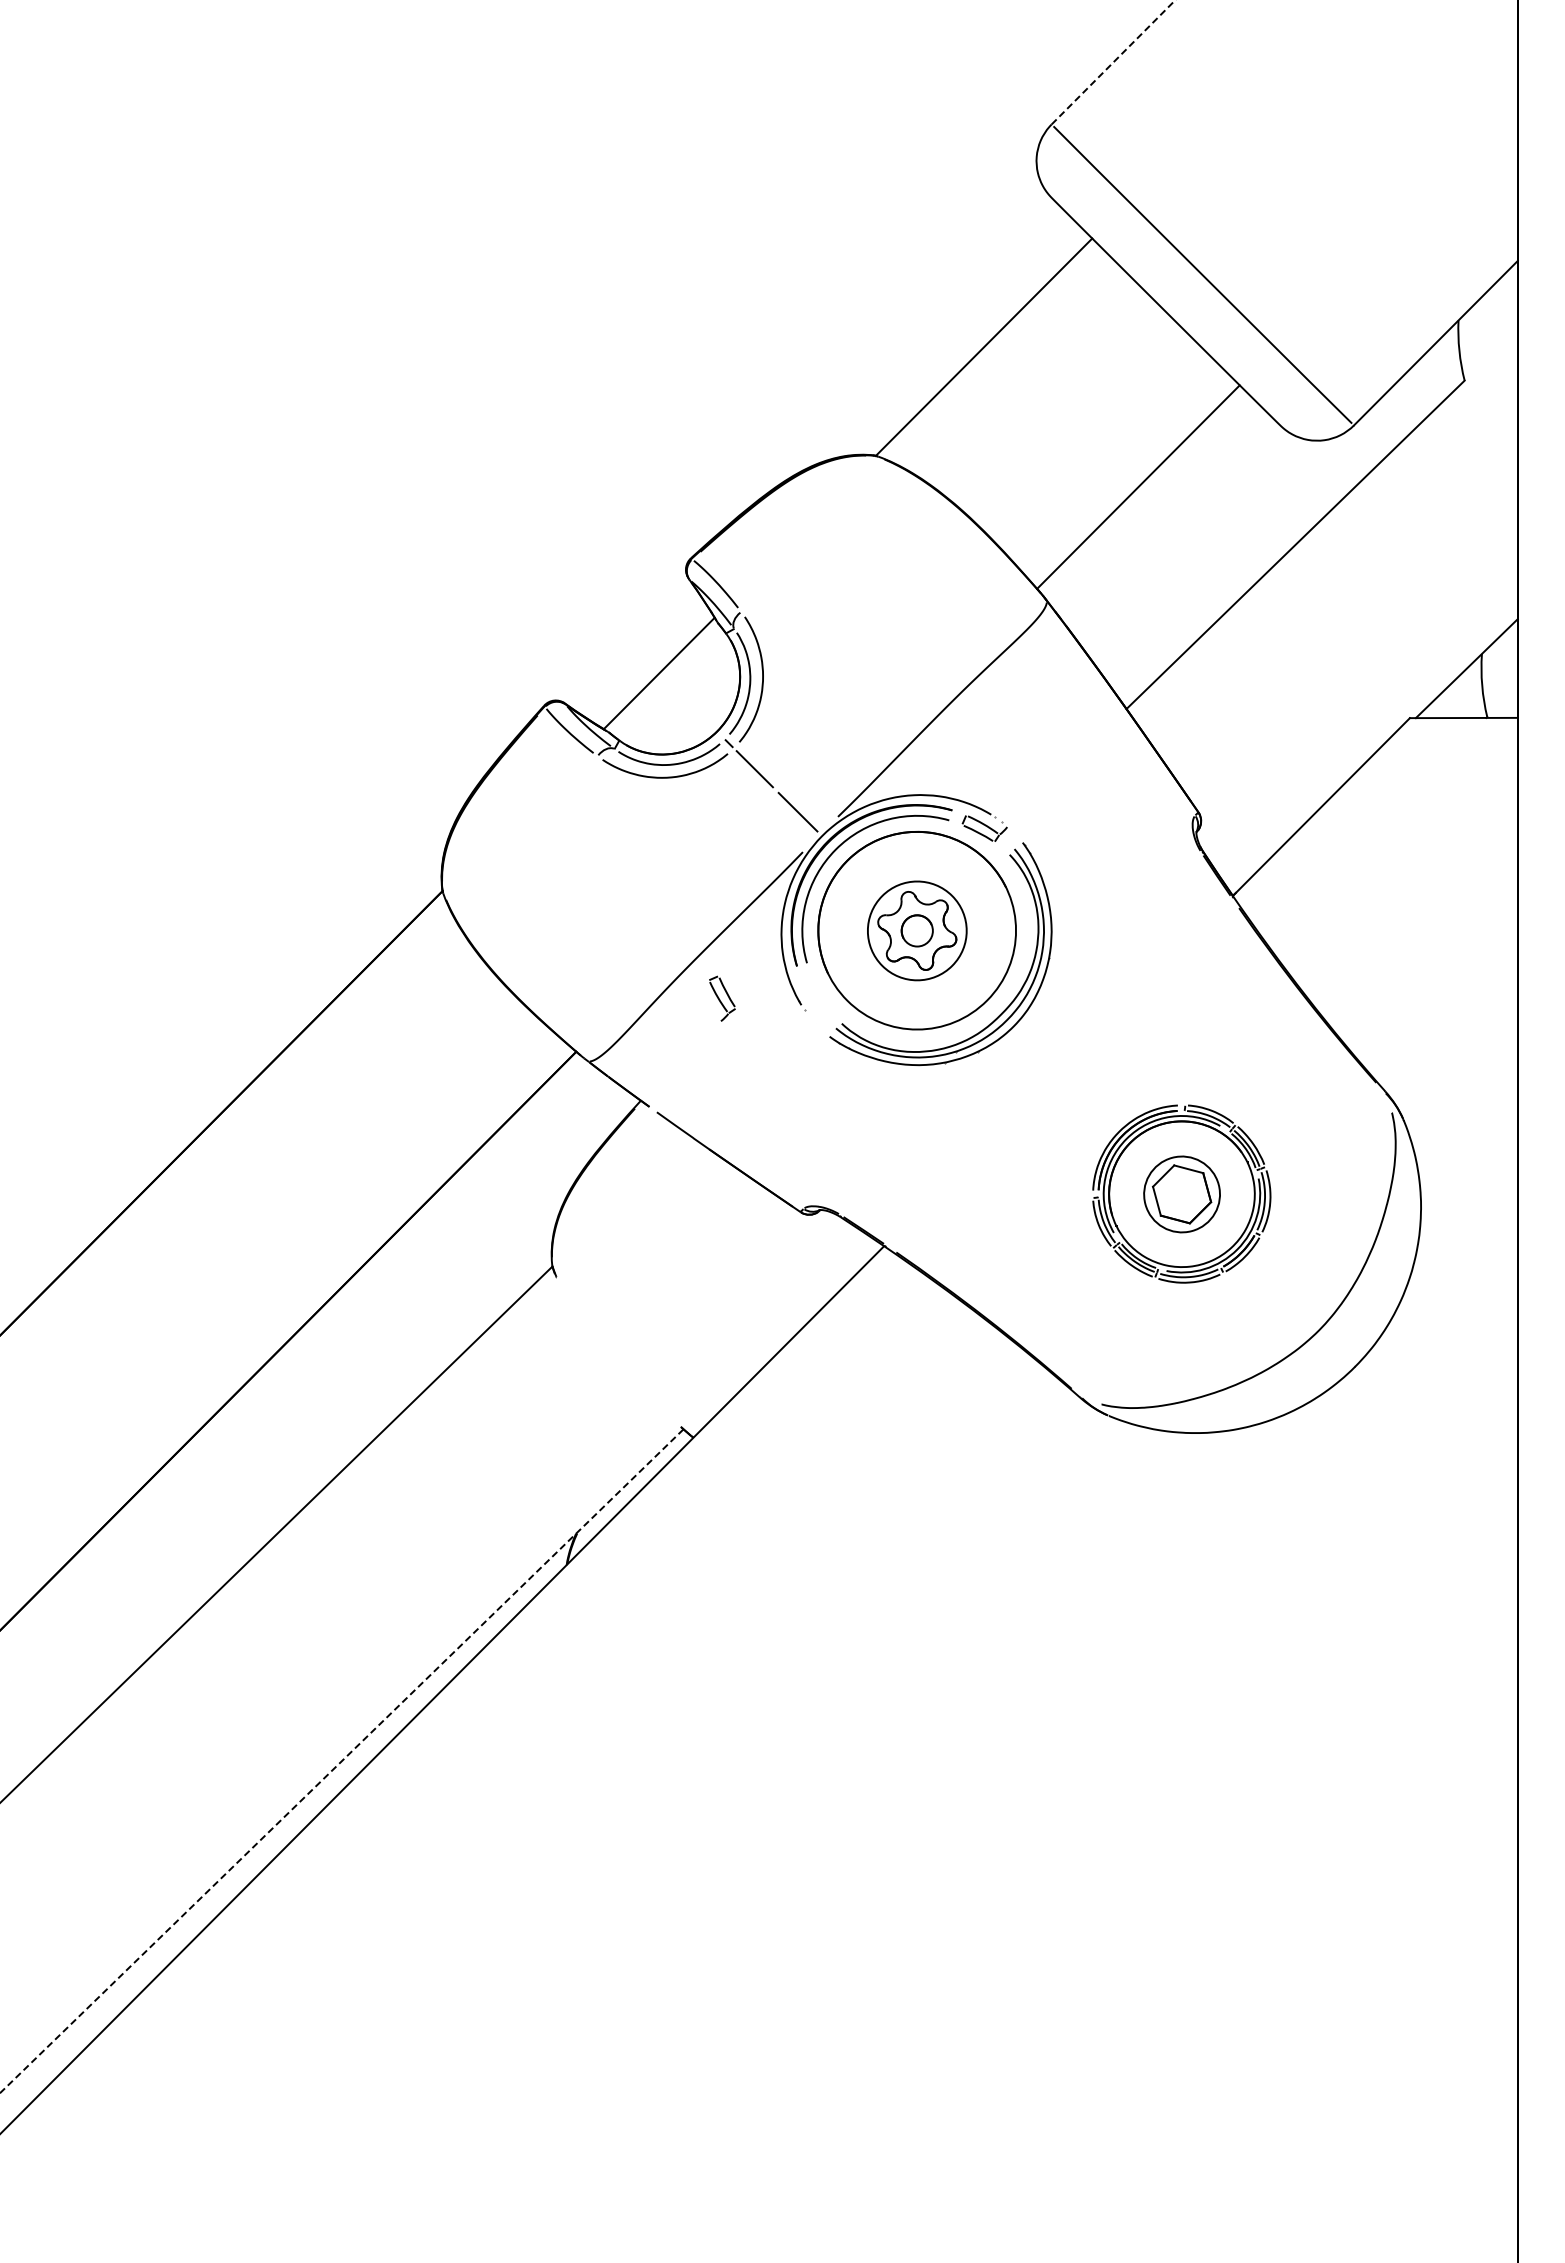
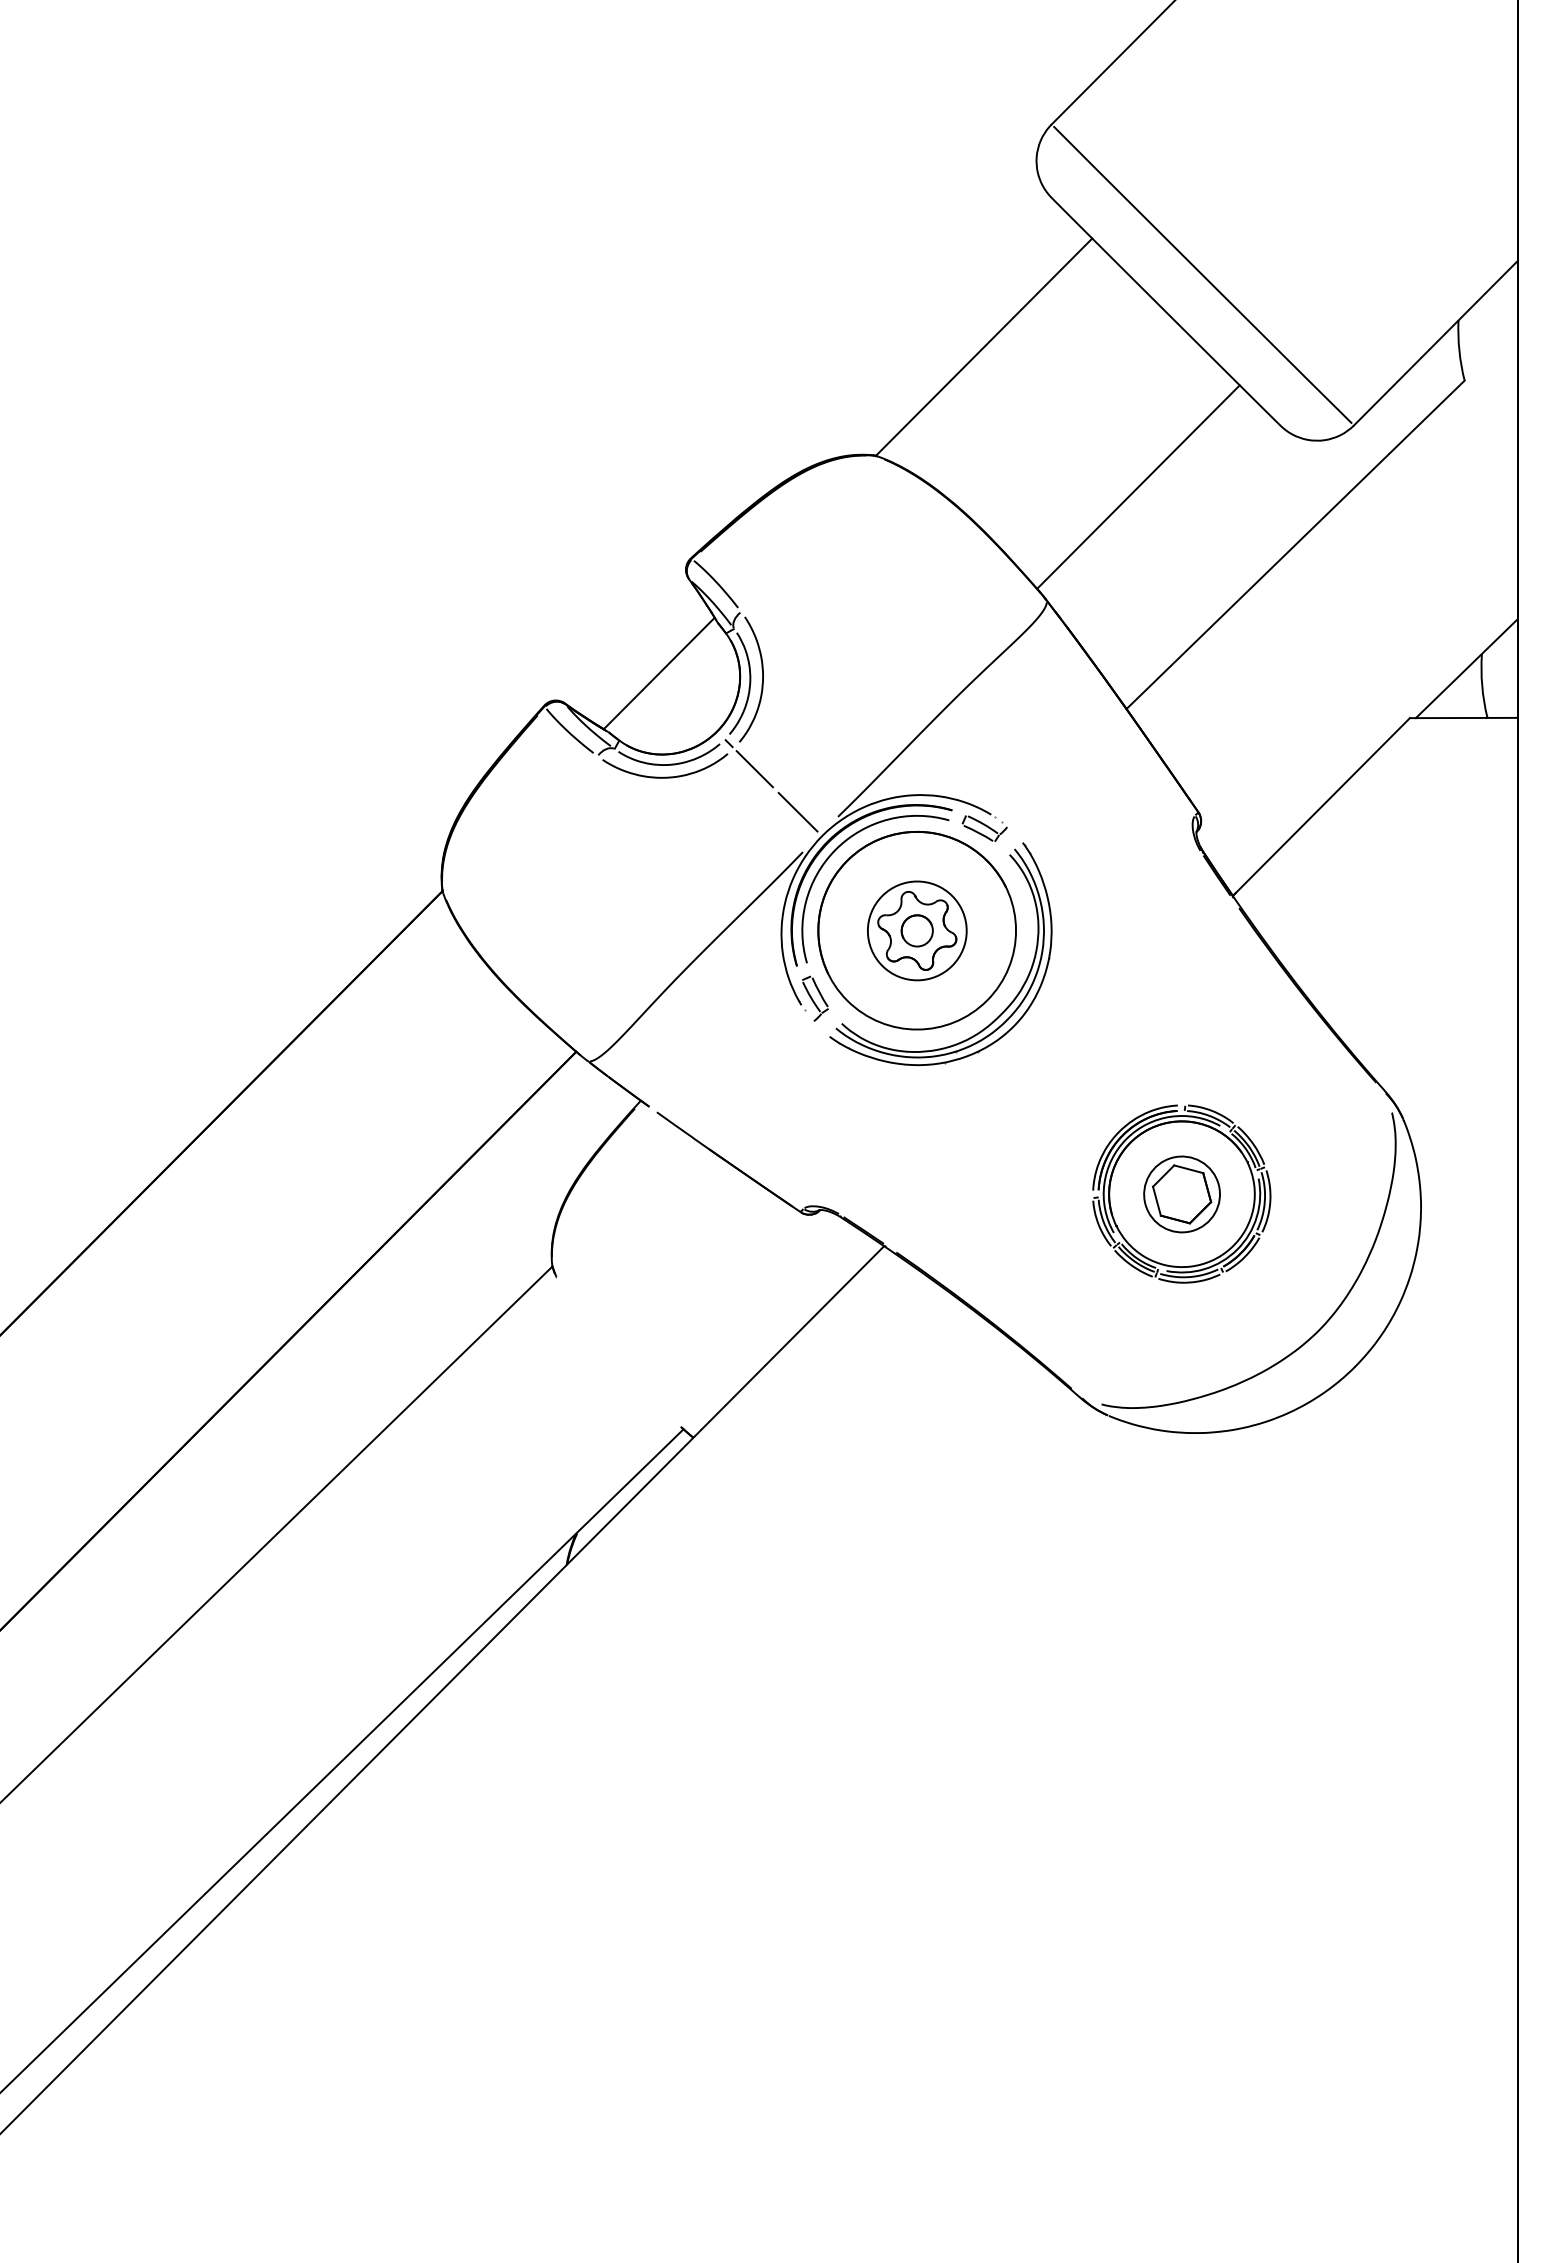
line: dashed -> solid (1113, 62)
part position: (722, 998) -> (815, 998) (815, 998)
line: dashed -> solid (341, 1761)
